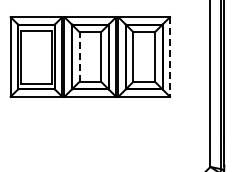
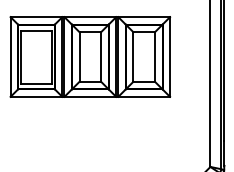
line: dashed -> solid (79, 57)
line: dashed -> solid (170, 57)
